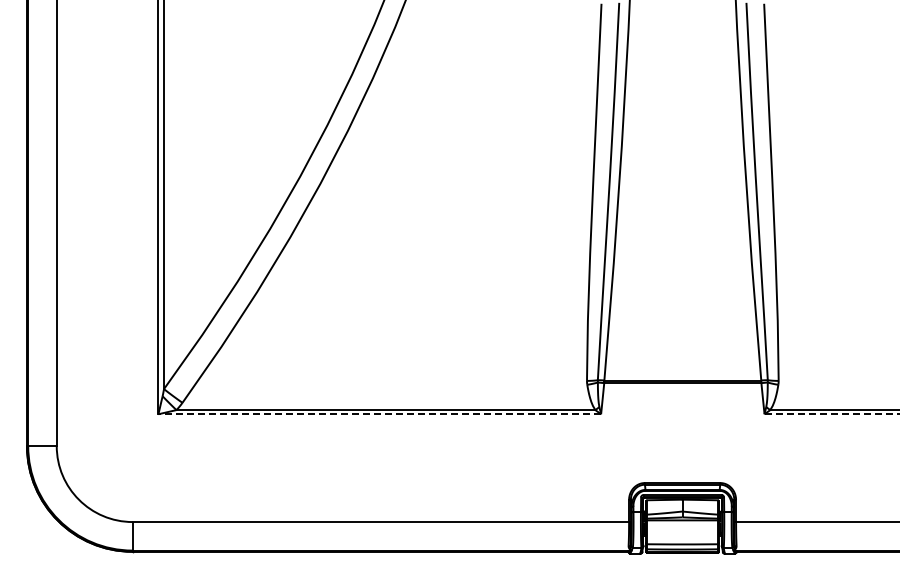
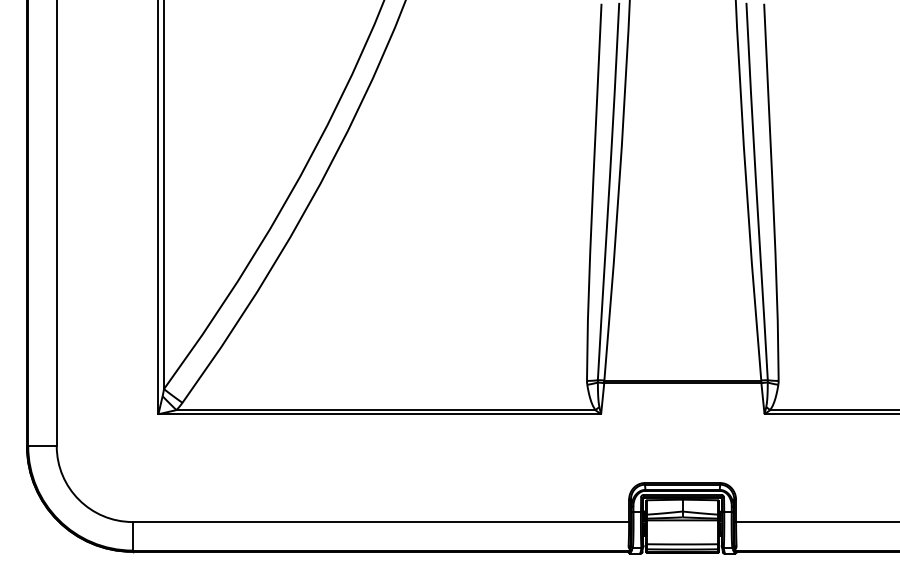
line: dashed -> solid (379, 414)
line: dashed -> solid (831, 414)
